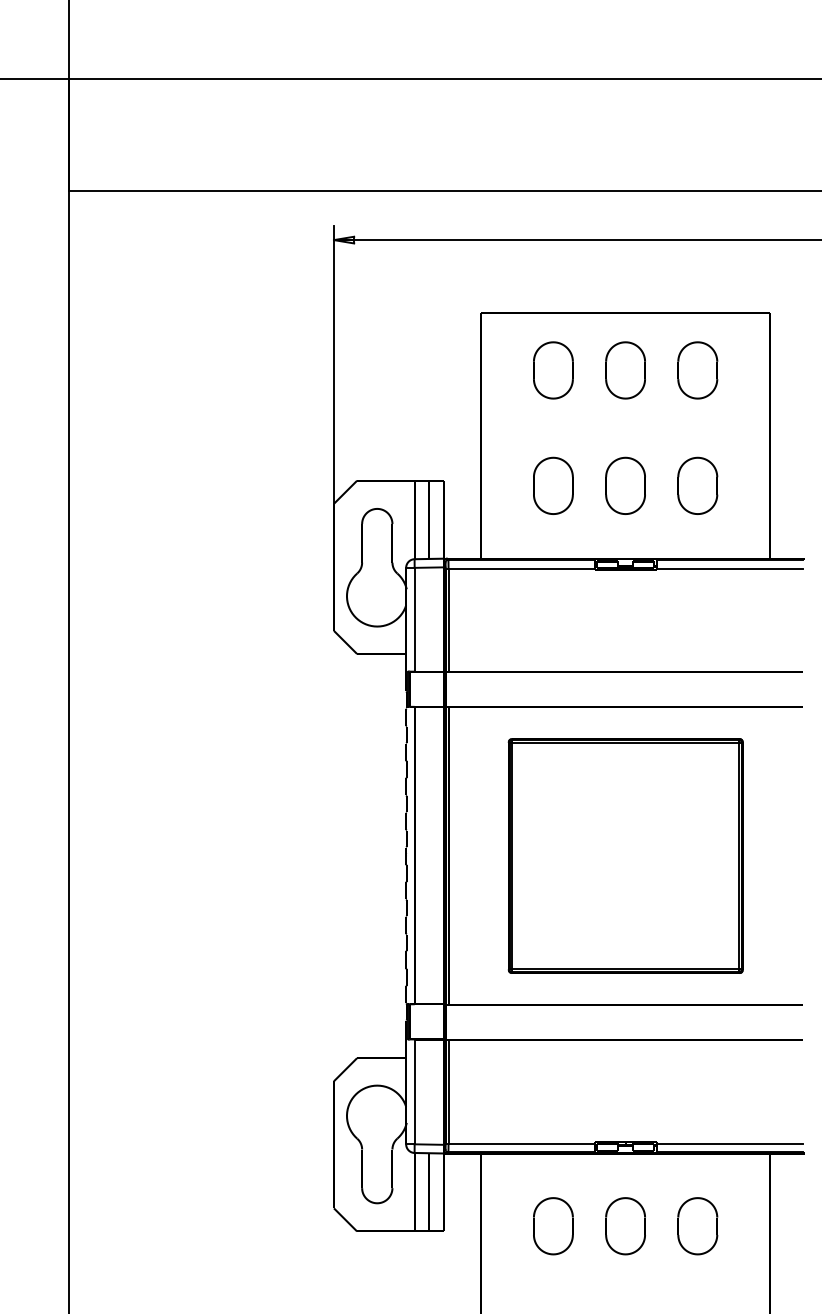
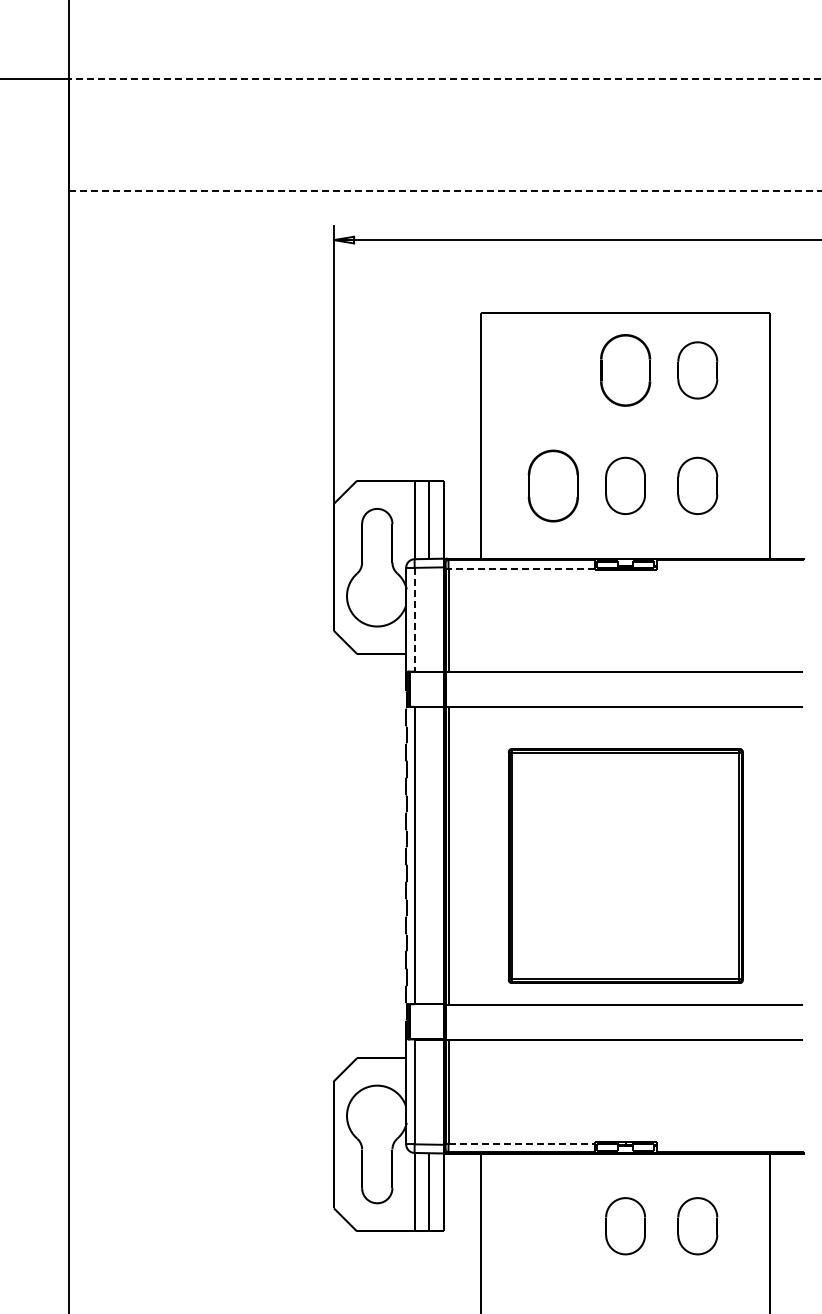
line: solid -> dashed (445, 78)
line: solid -> dashed (445, 190)
part: present -> none (553, 370)
part size: 41x59 px -> 52x73 px (625, 370)
part size: 41x59 px -> 52x74 px (552, 485)
line: solid -> dashed (521, 568)
line: present -> none (729, 568)
line: solid -> dashed (414, 619)
part position: (625, 855) -> (625, 865) (625, 865)
line: solid -> dashed (522, 1143)
line: present -> none (729, 1143)
part: present -> none (553, 1226)
